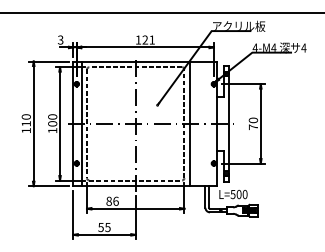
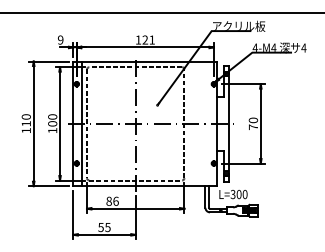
text: 3 -> 9 (60, 39)
line: present -> none (189, 123)
text: L=500 -> L=300 (233, 193)
